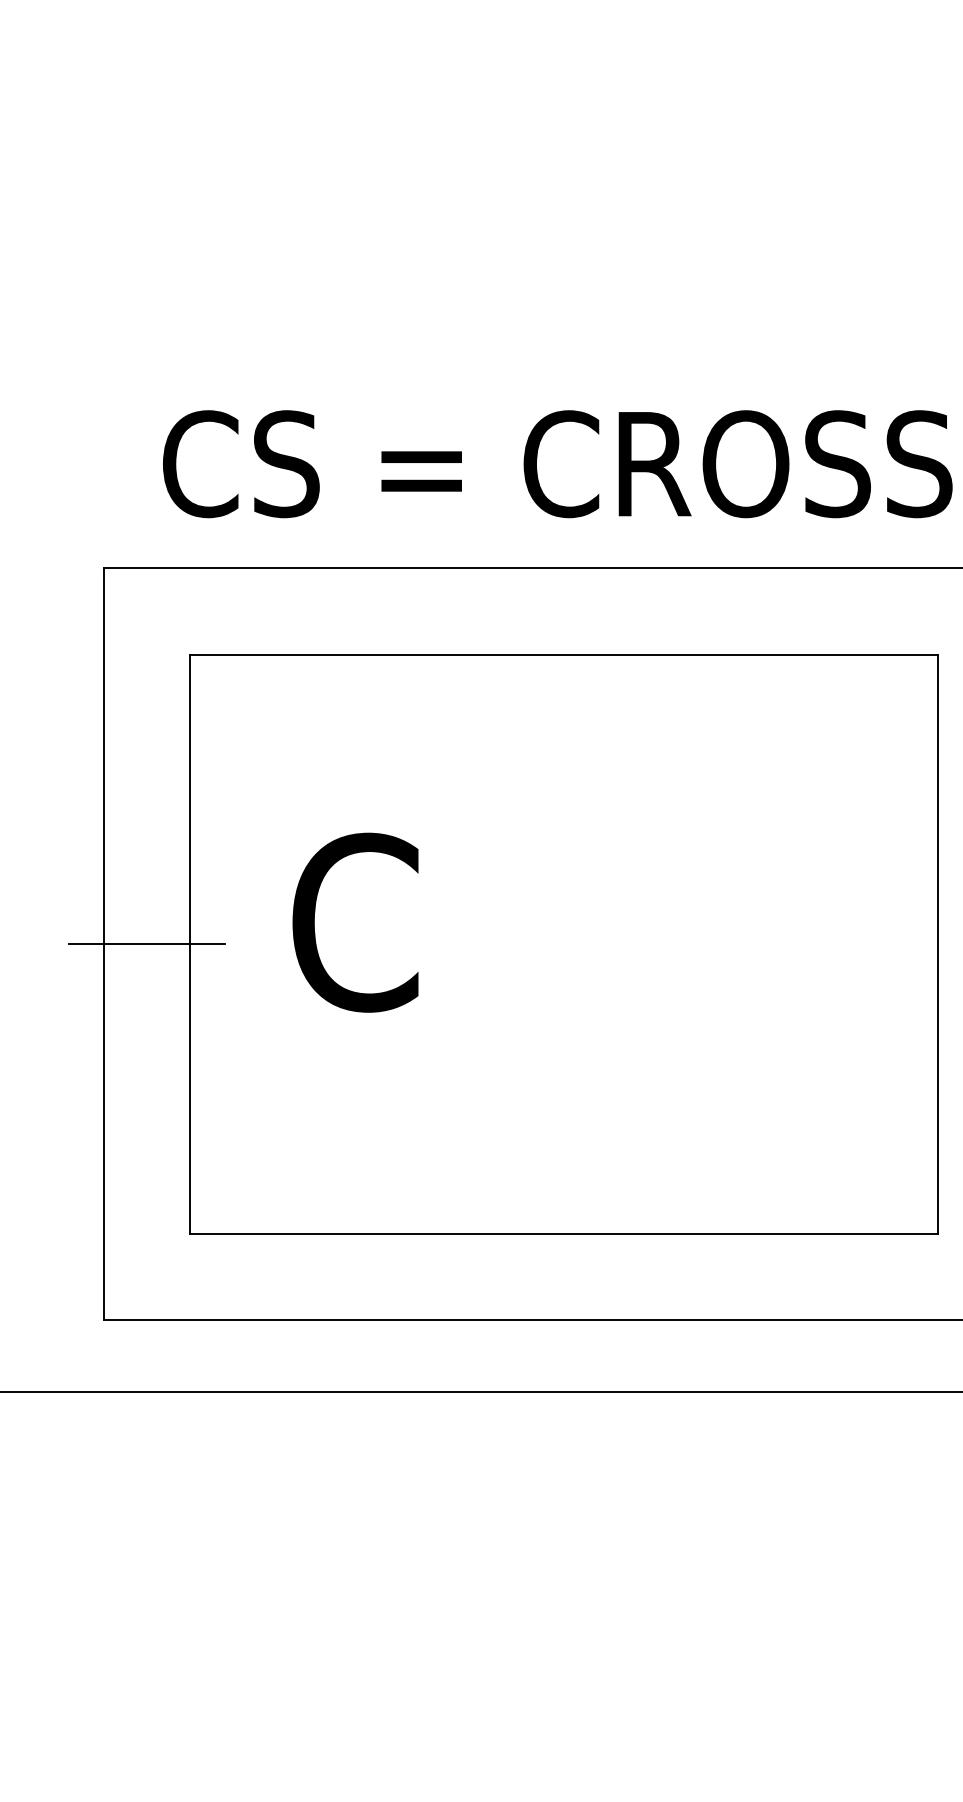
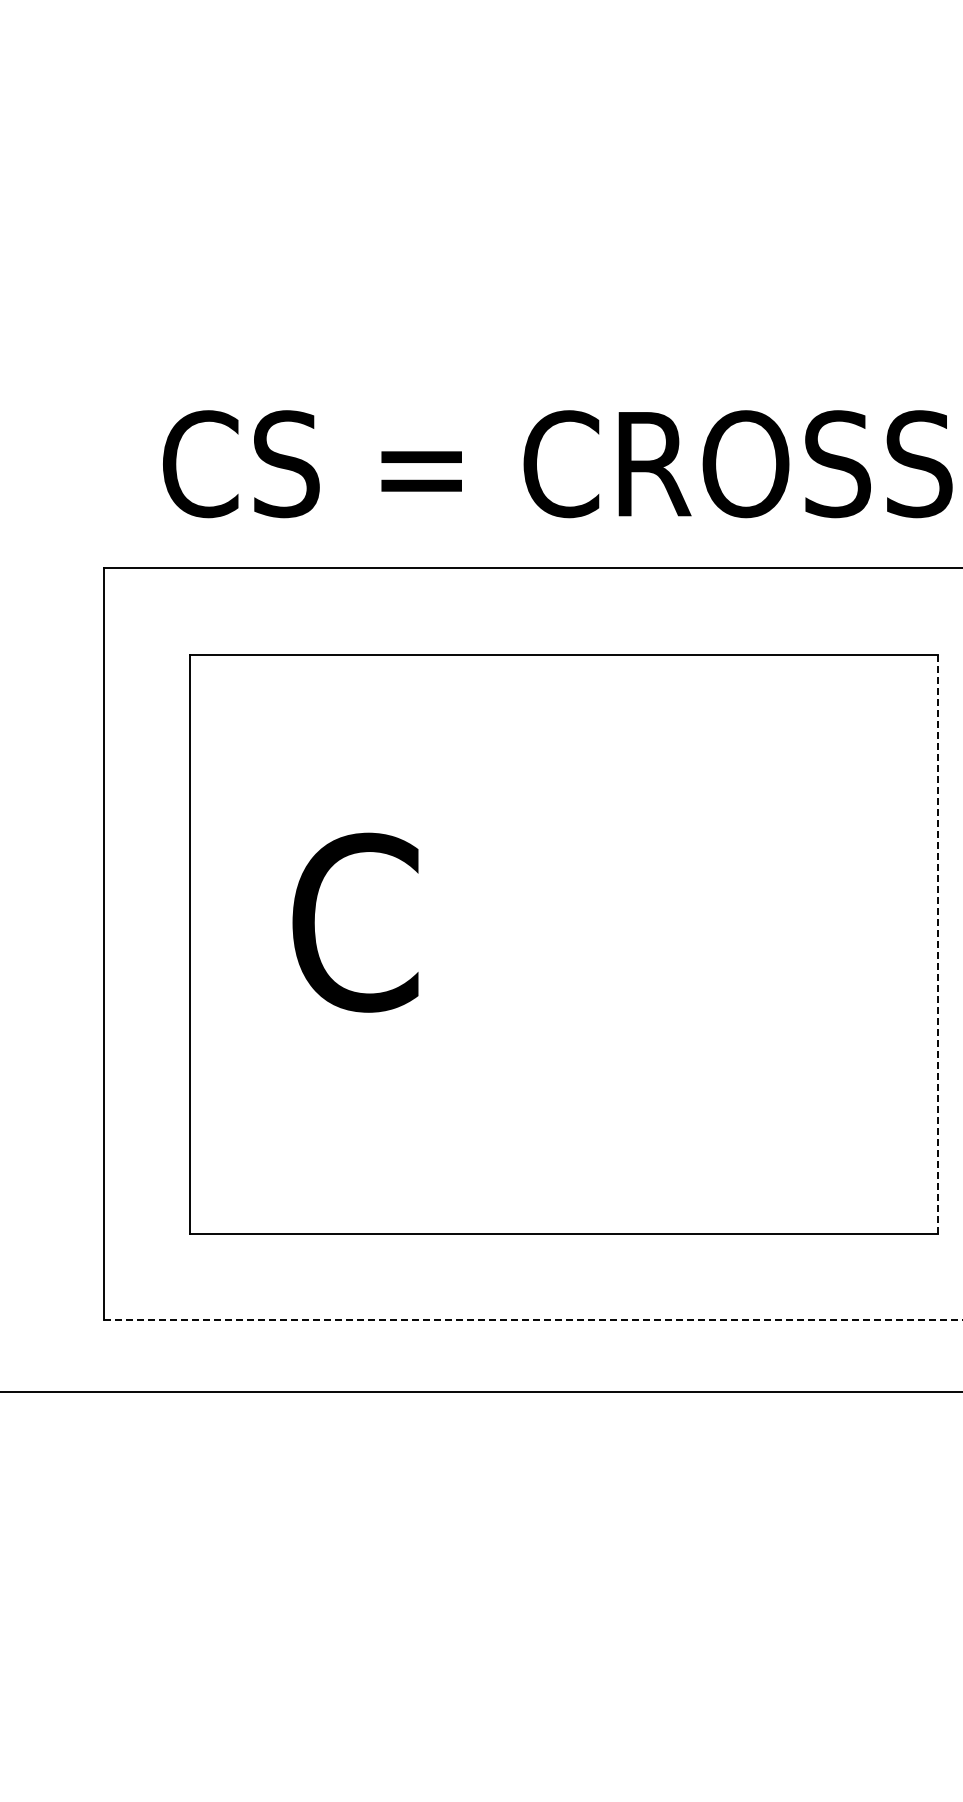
line: present -> none (146, 944)
line: solid -> dashed (938, 944)
line: solid -> dashed (532, 1320)
